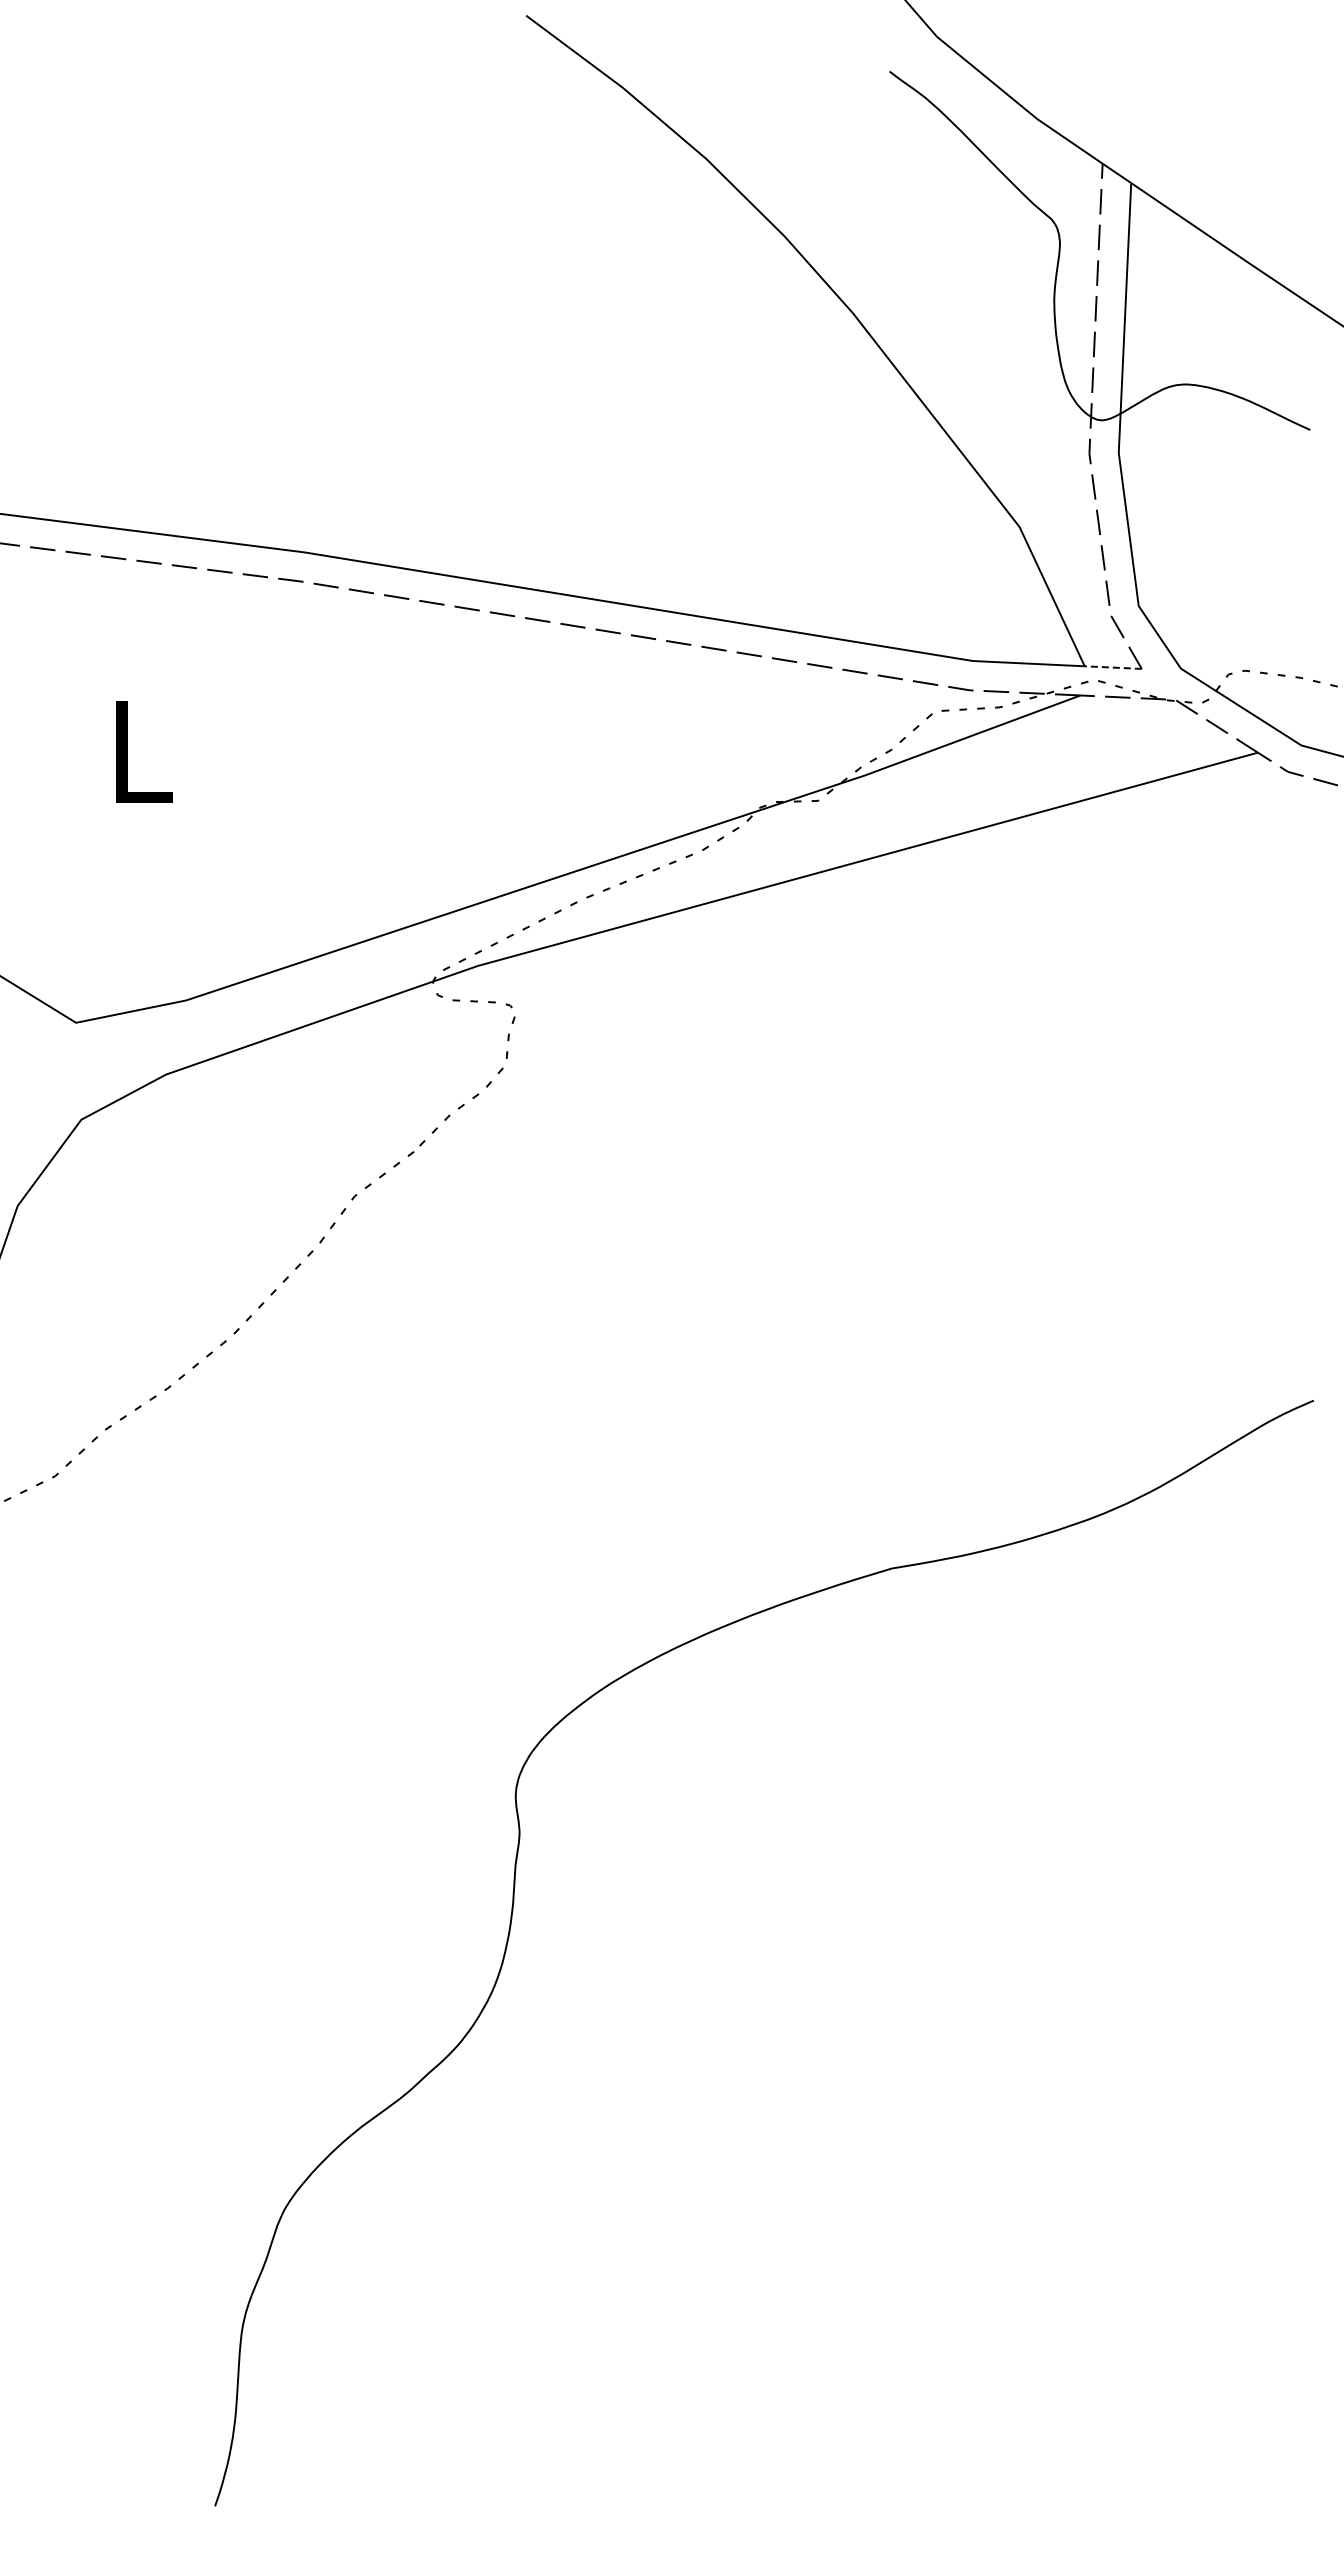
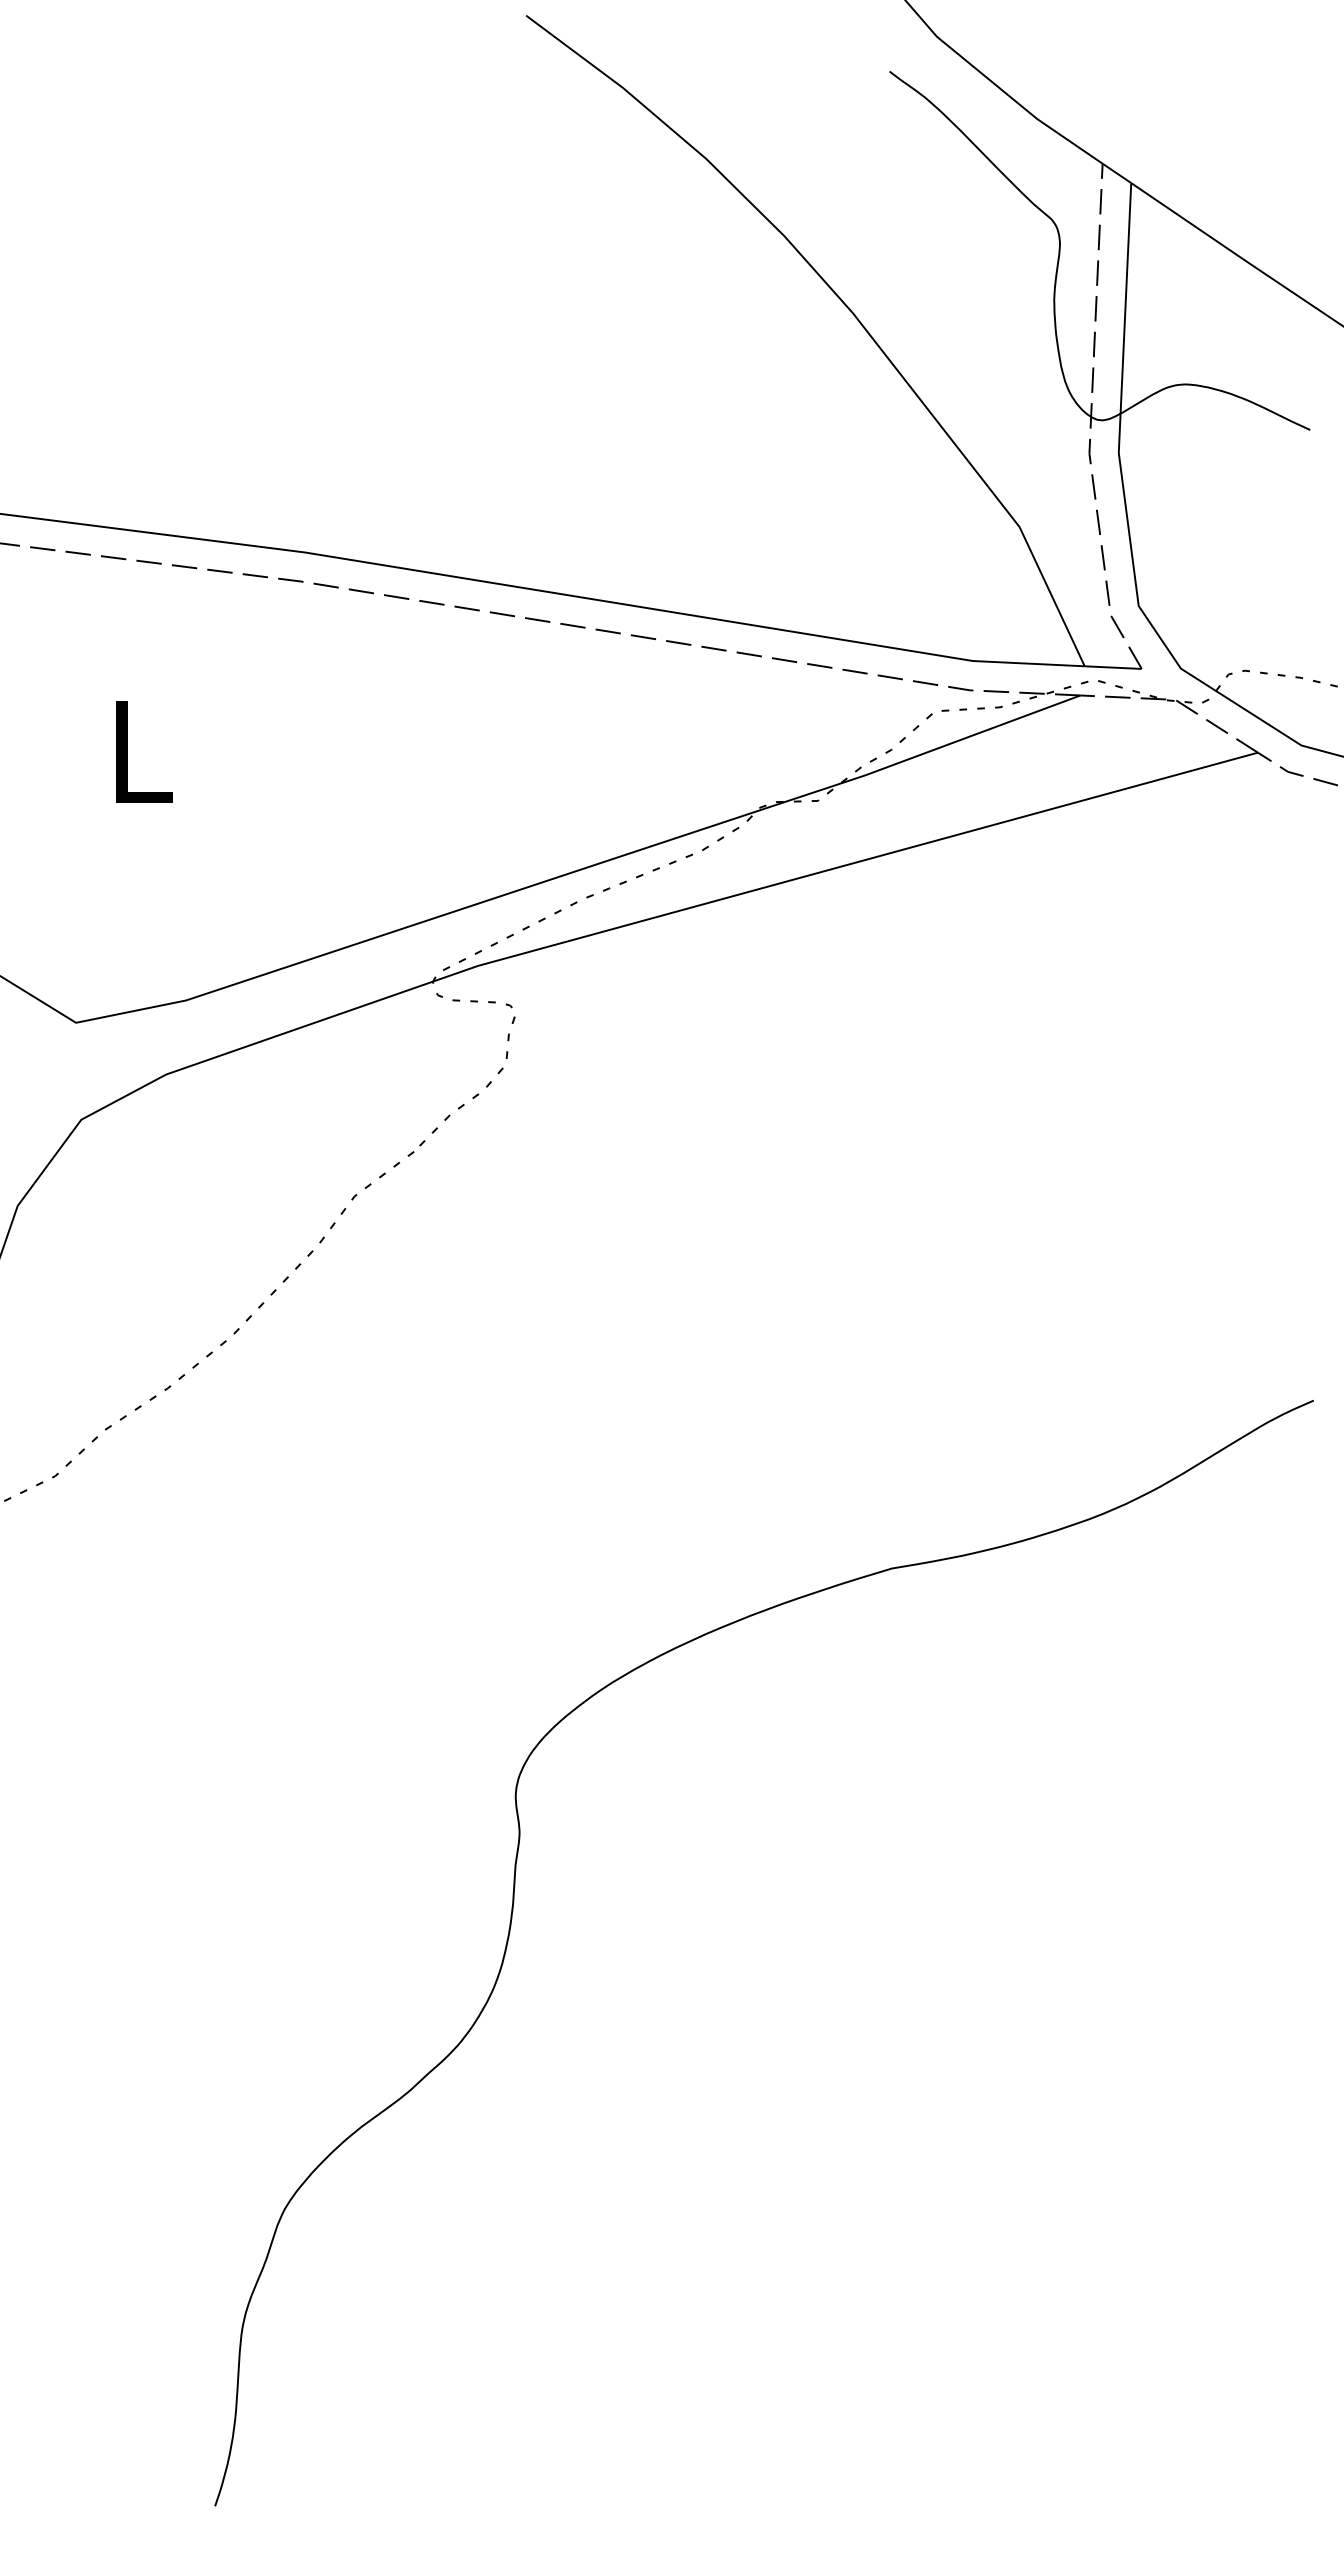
line: dashed -> solid (1113, 667)
